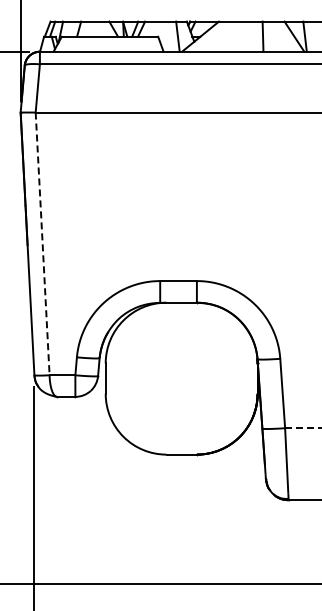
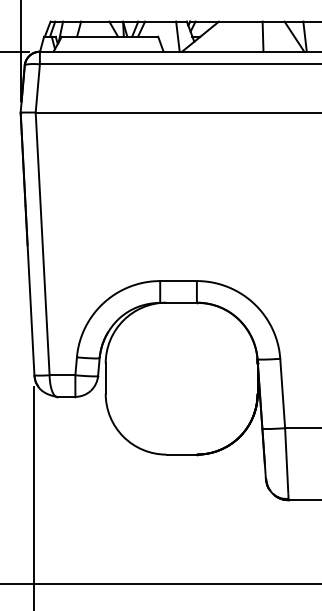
line: dashed -> solid (42, 243)
line: dashed -> solid (303, 428)
